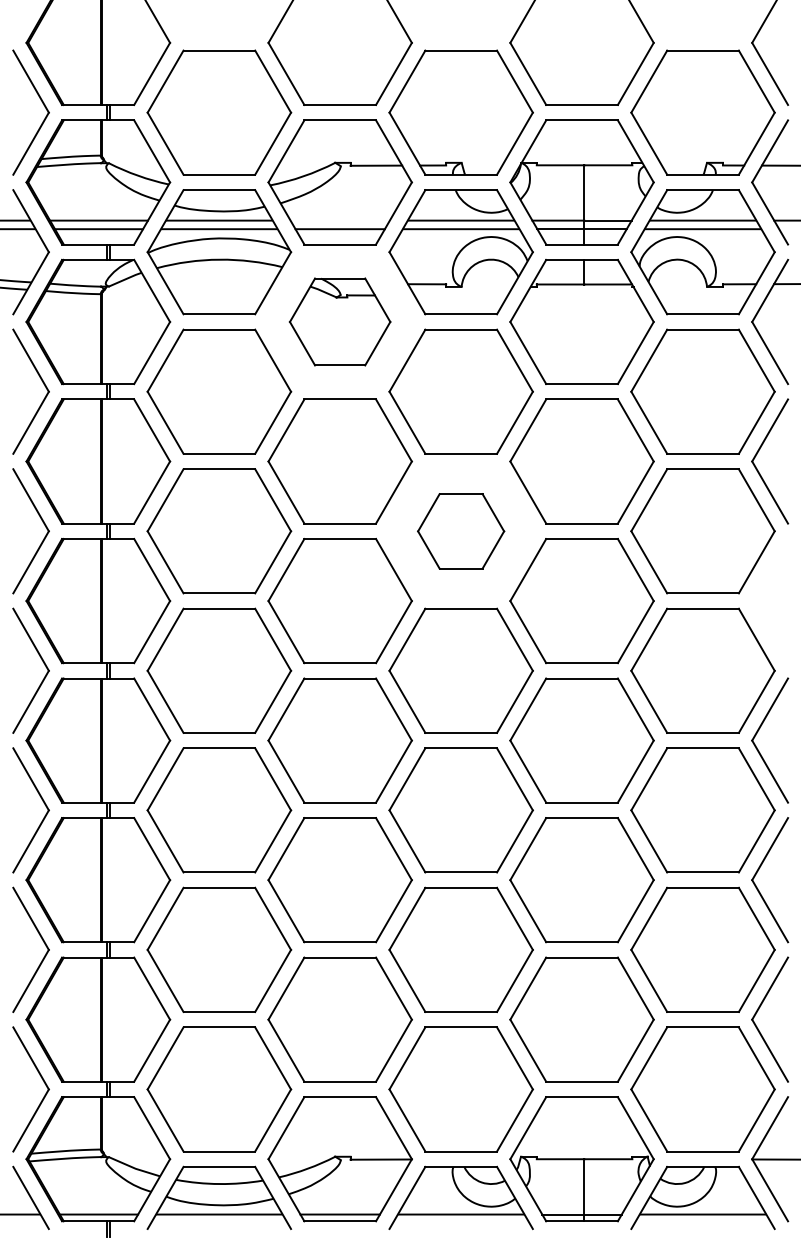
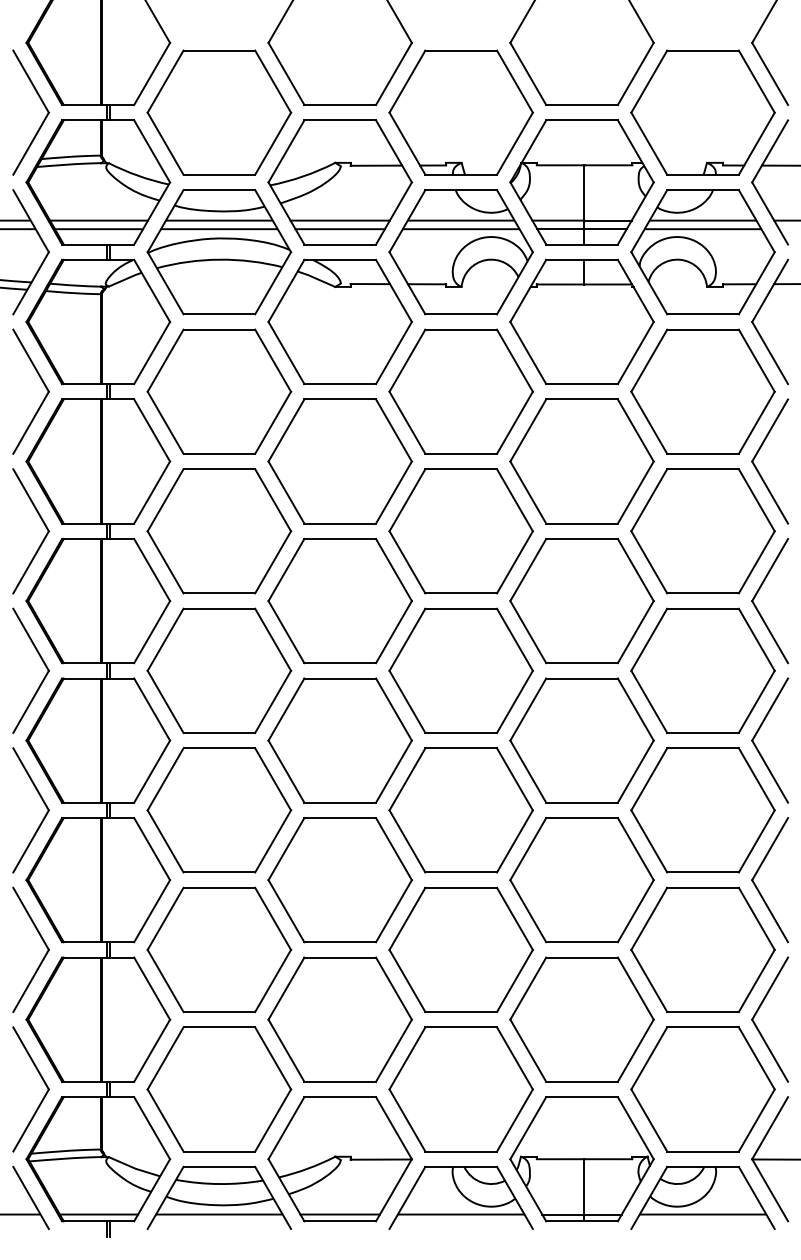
line: none -> present (339, 220)
part size: 104x90 px -> 146x128 px (339, 321)
part size: 89x77 px -> 146x127 px (460, 531)
part: none -> present (758, 609)
